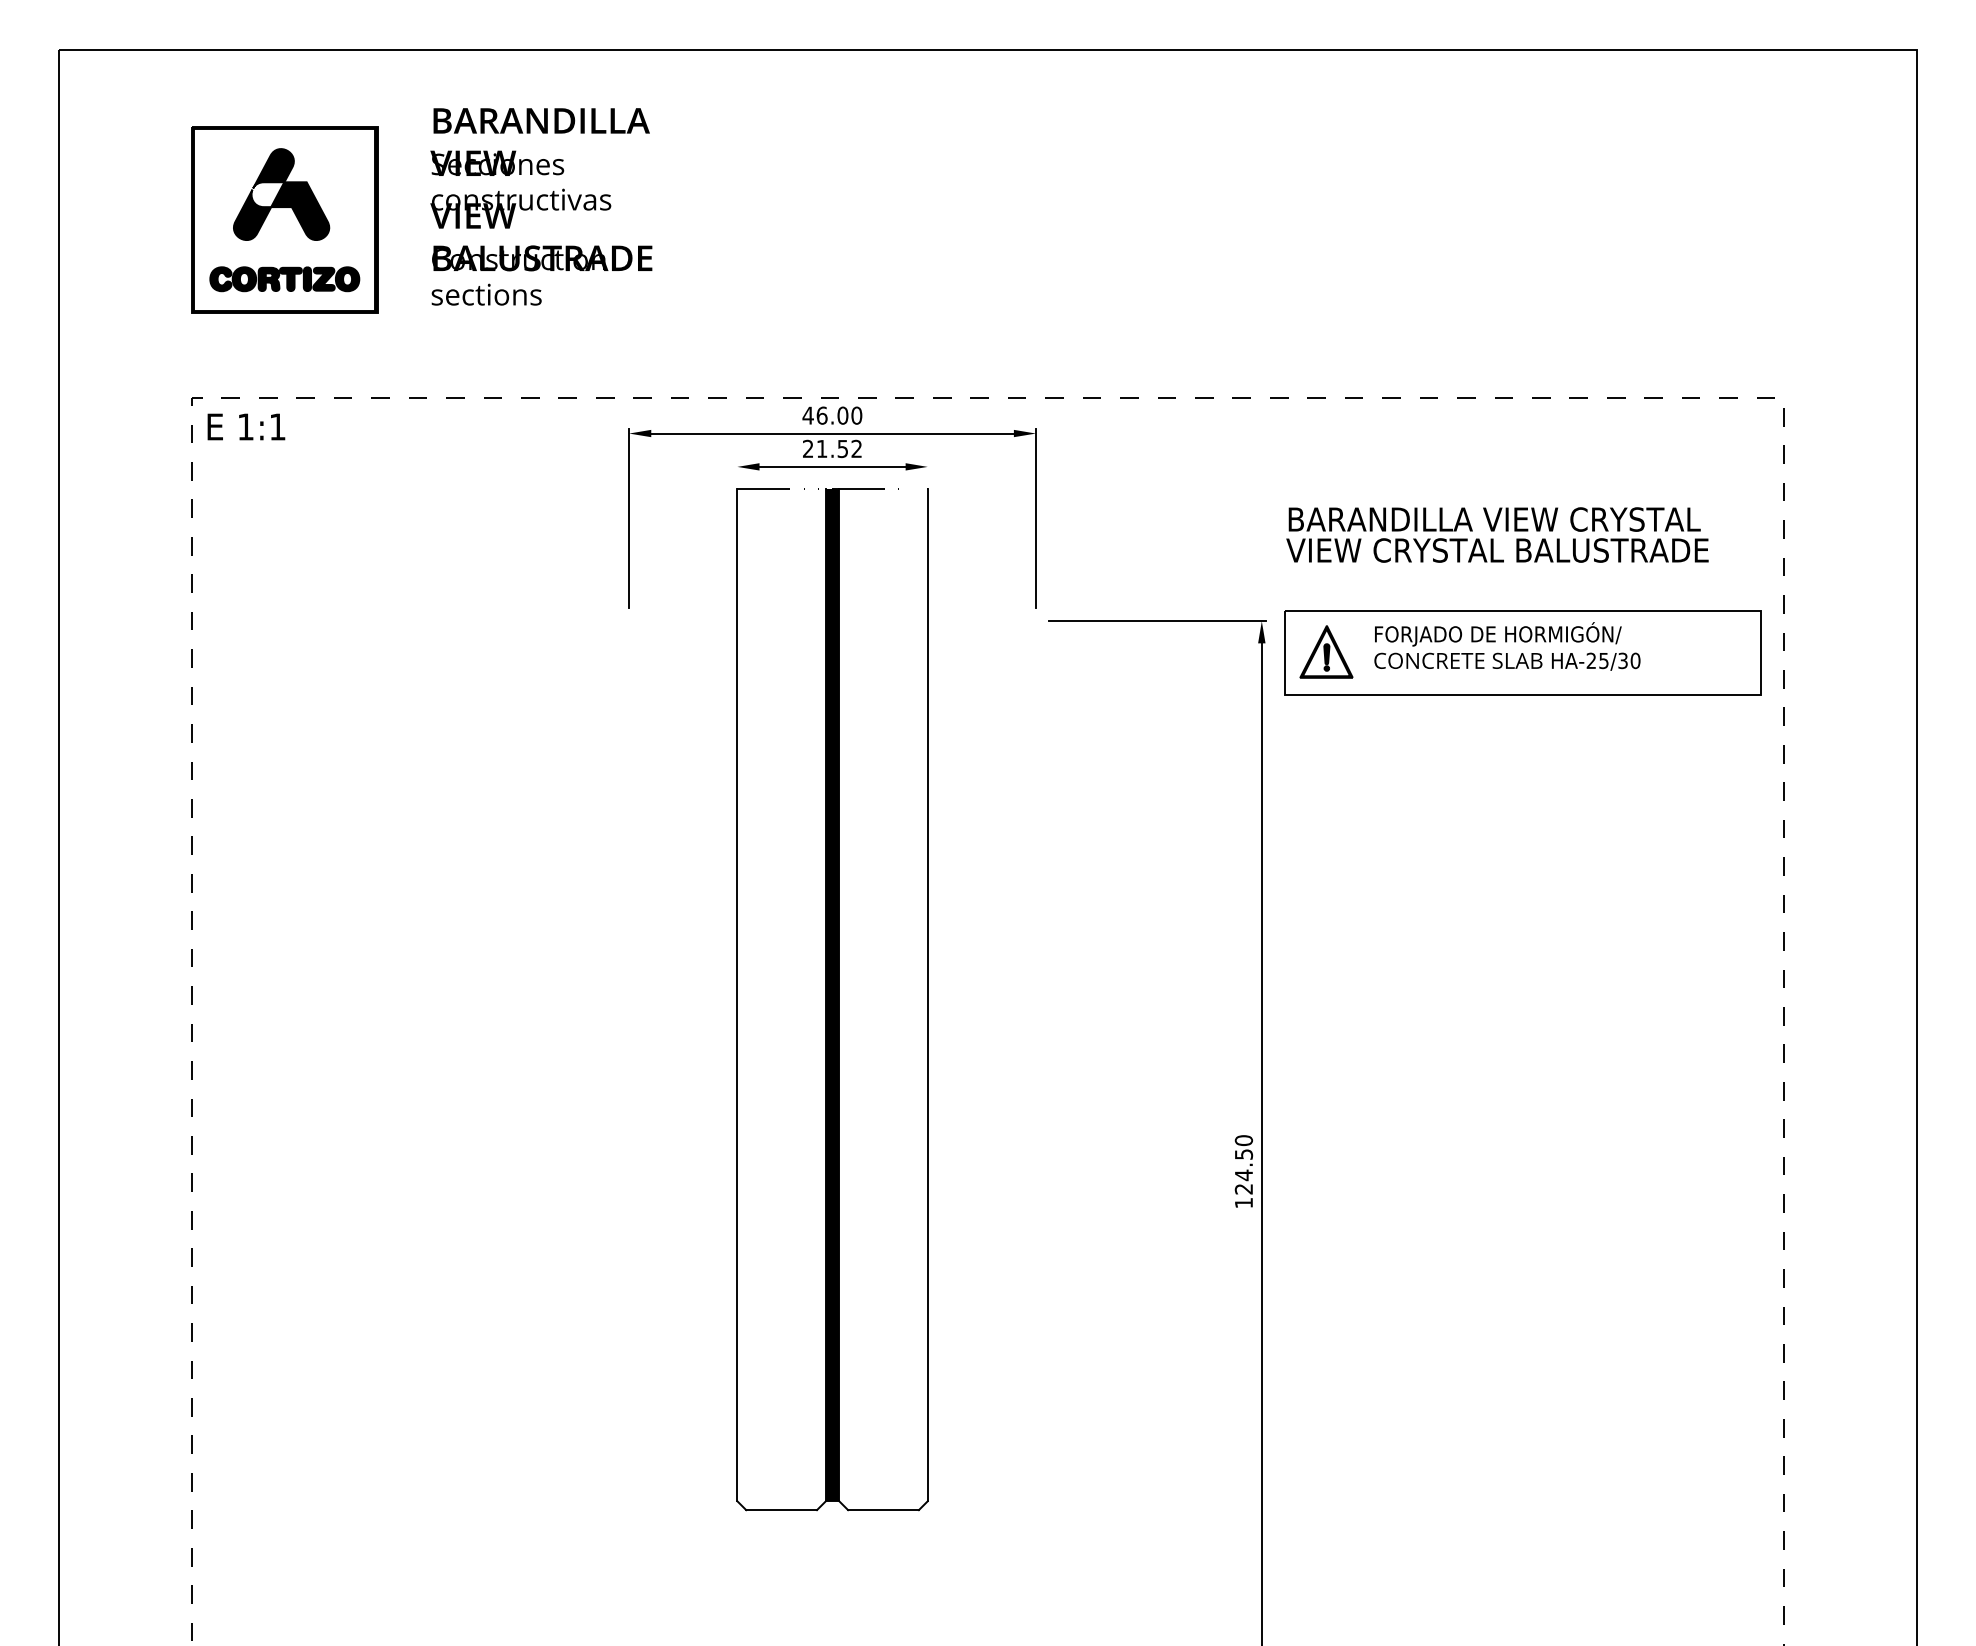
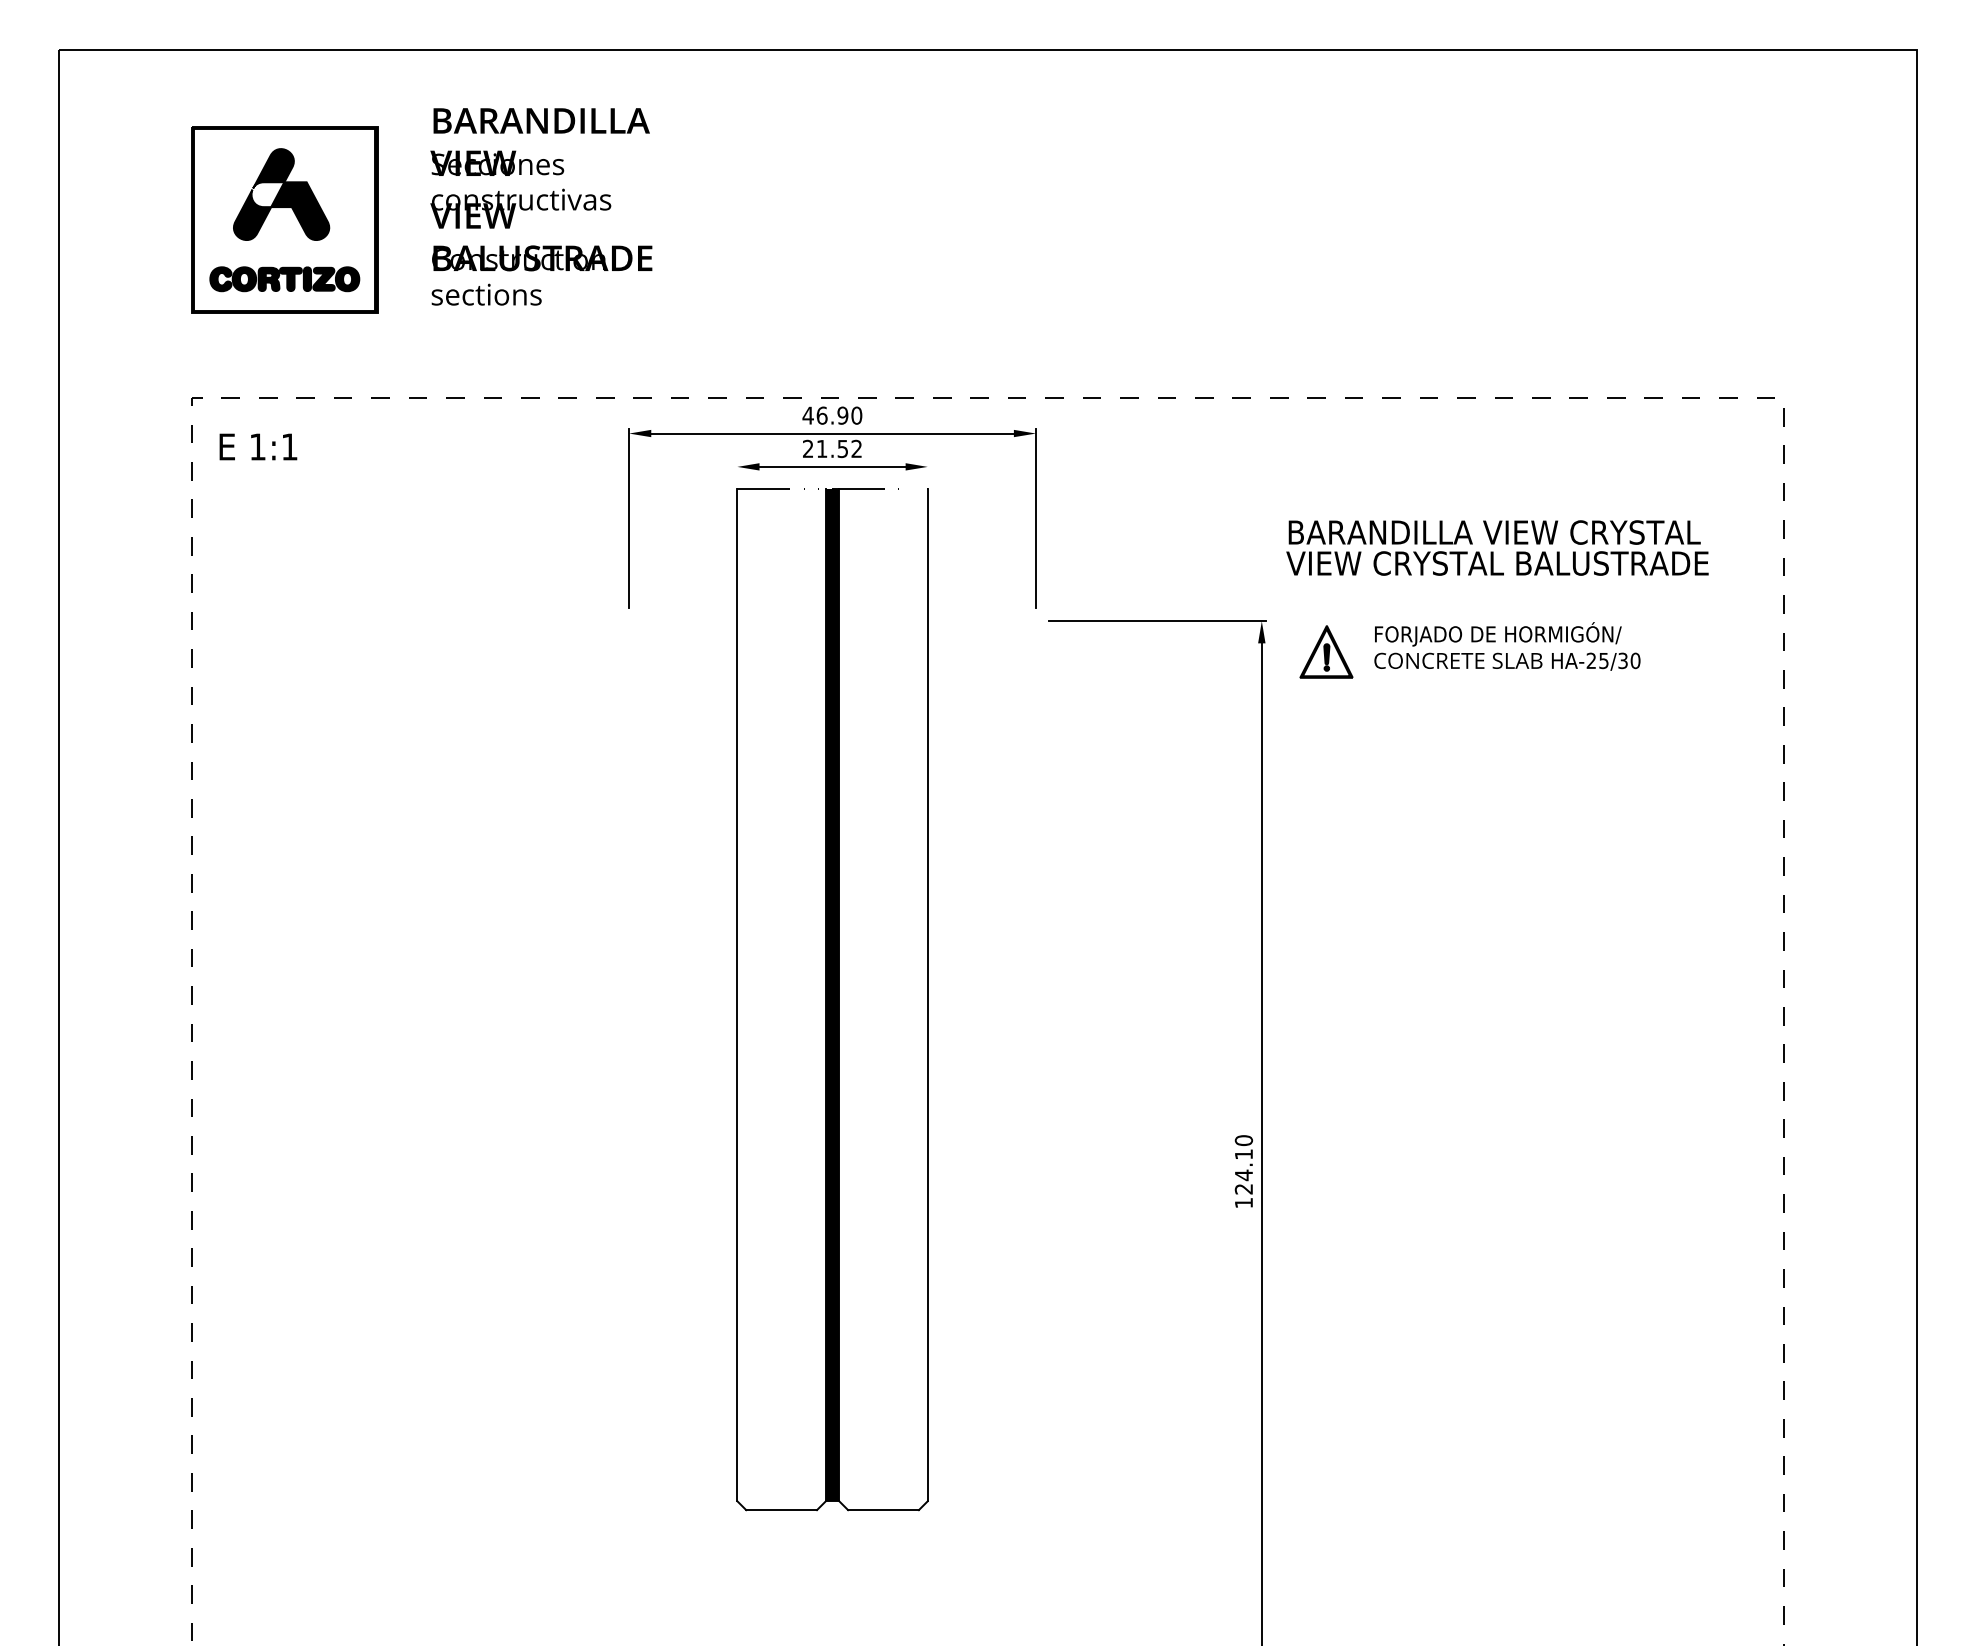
text: 46.00 -> 46.90 (842, 415)
text position: (246, 426) -> (258, 446) (258, 446)
text position: (1497, 534) -> (1497, 547) (1497, 547)
part: present -> none (1522, 652)
text: 124.50 -> 124.10 (1244, 1154)
